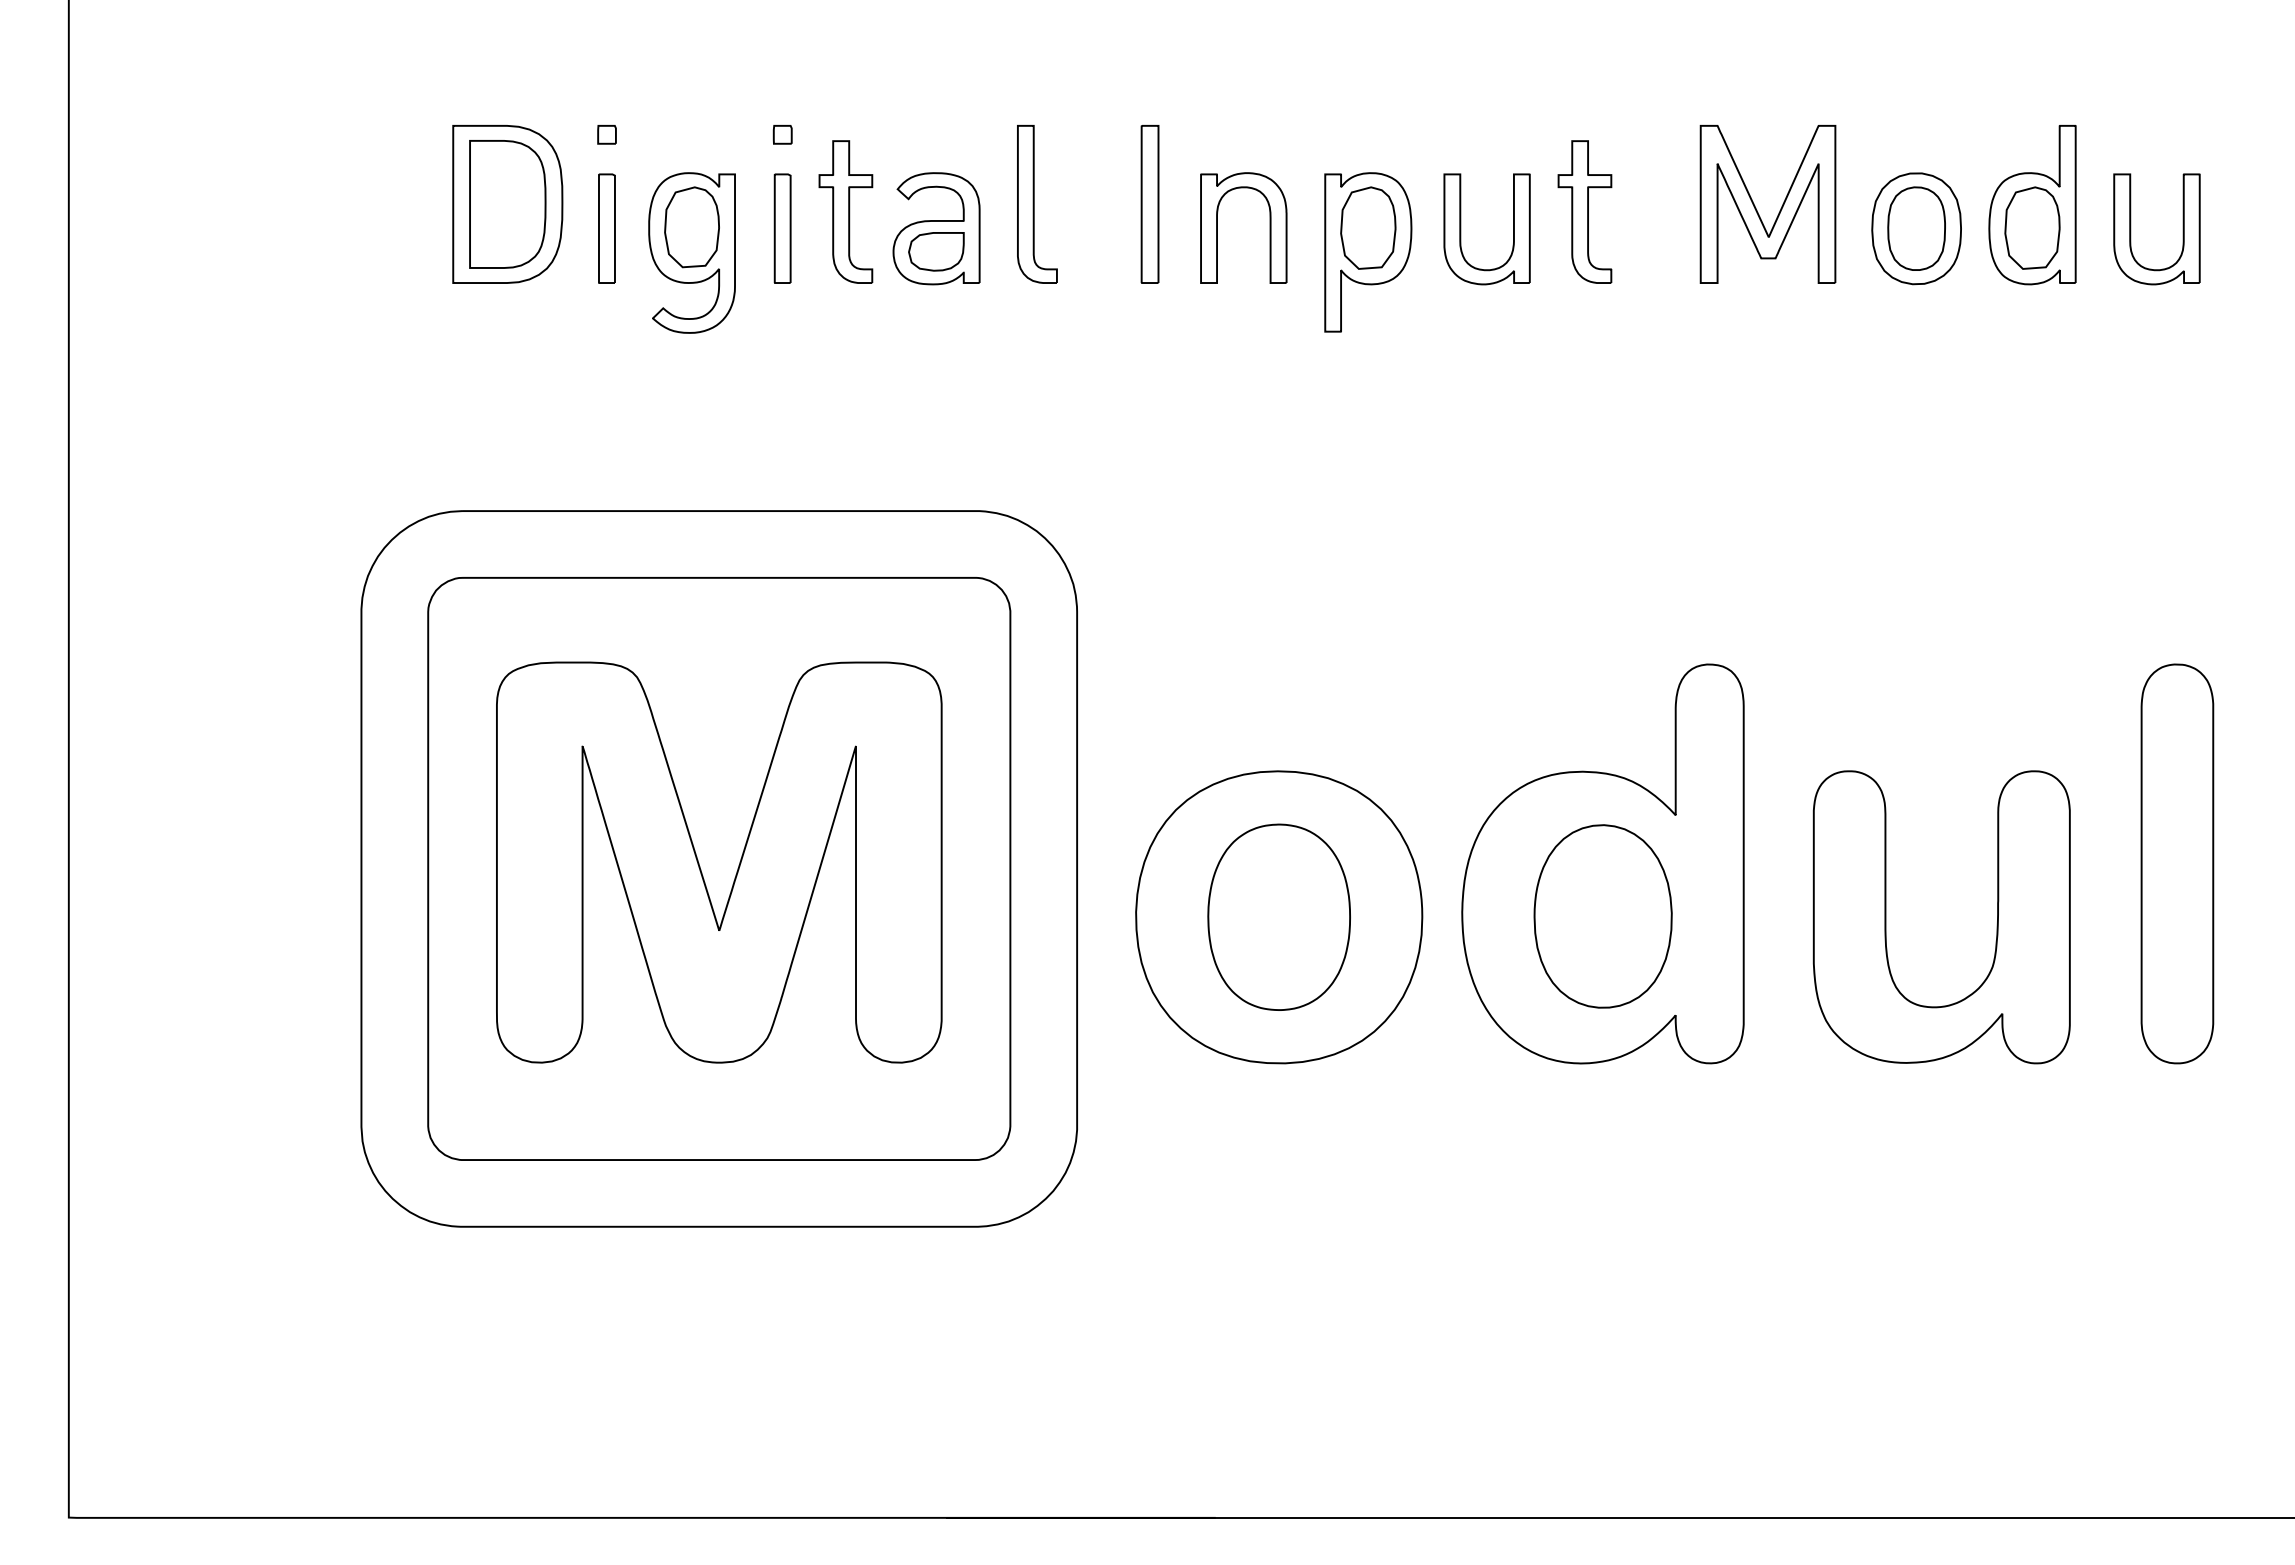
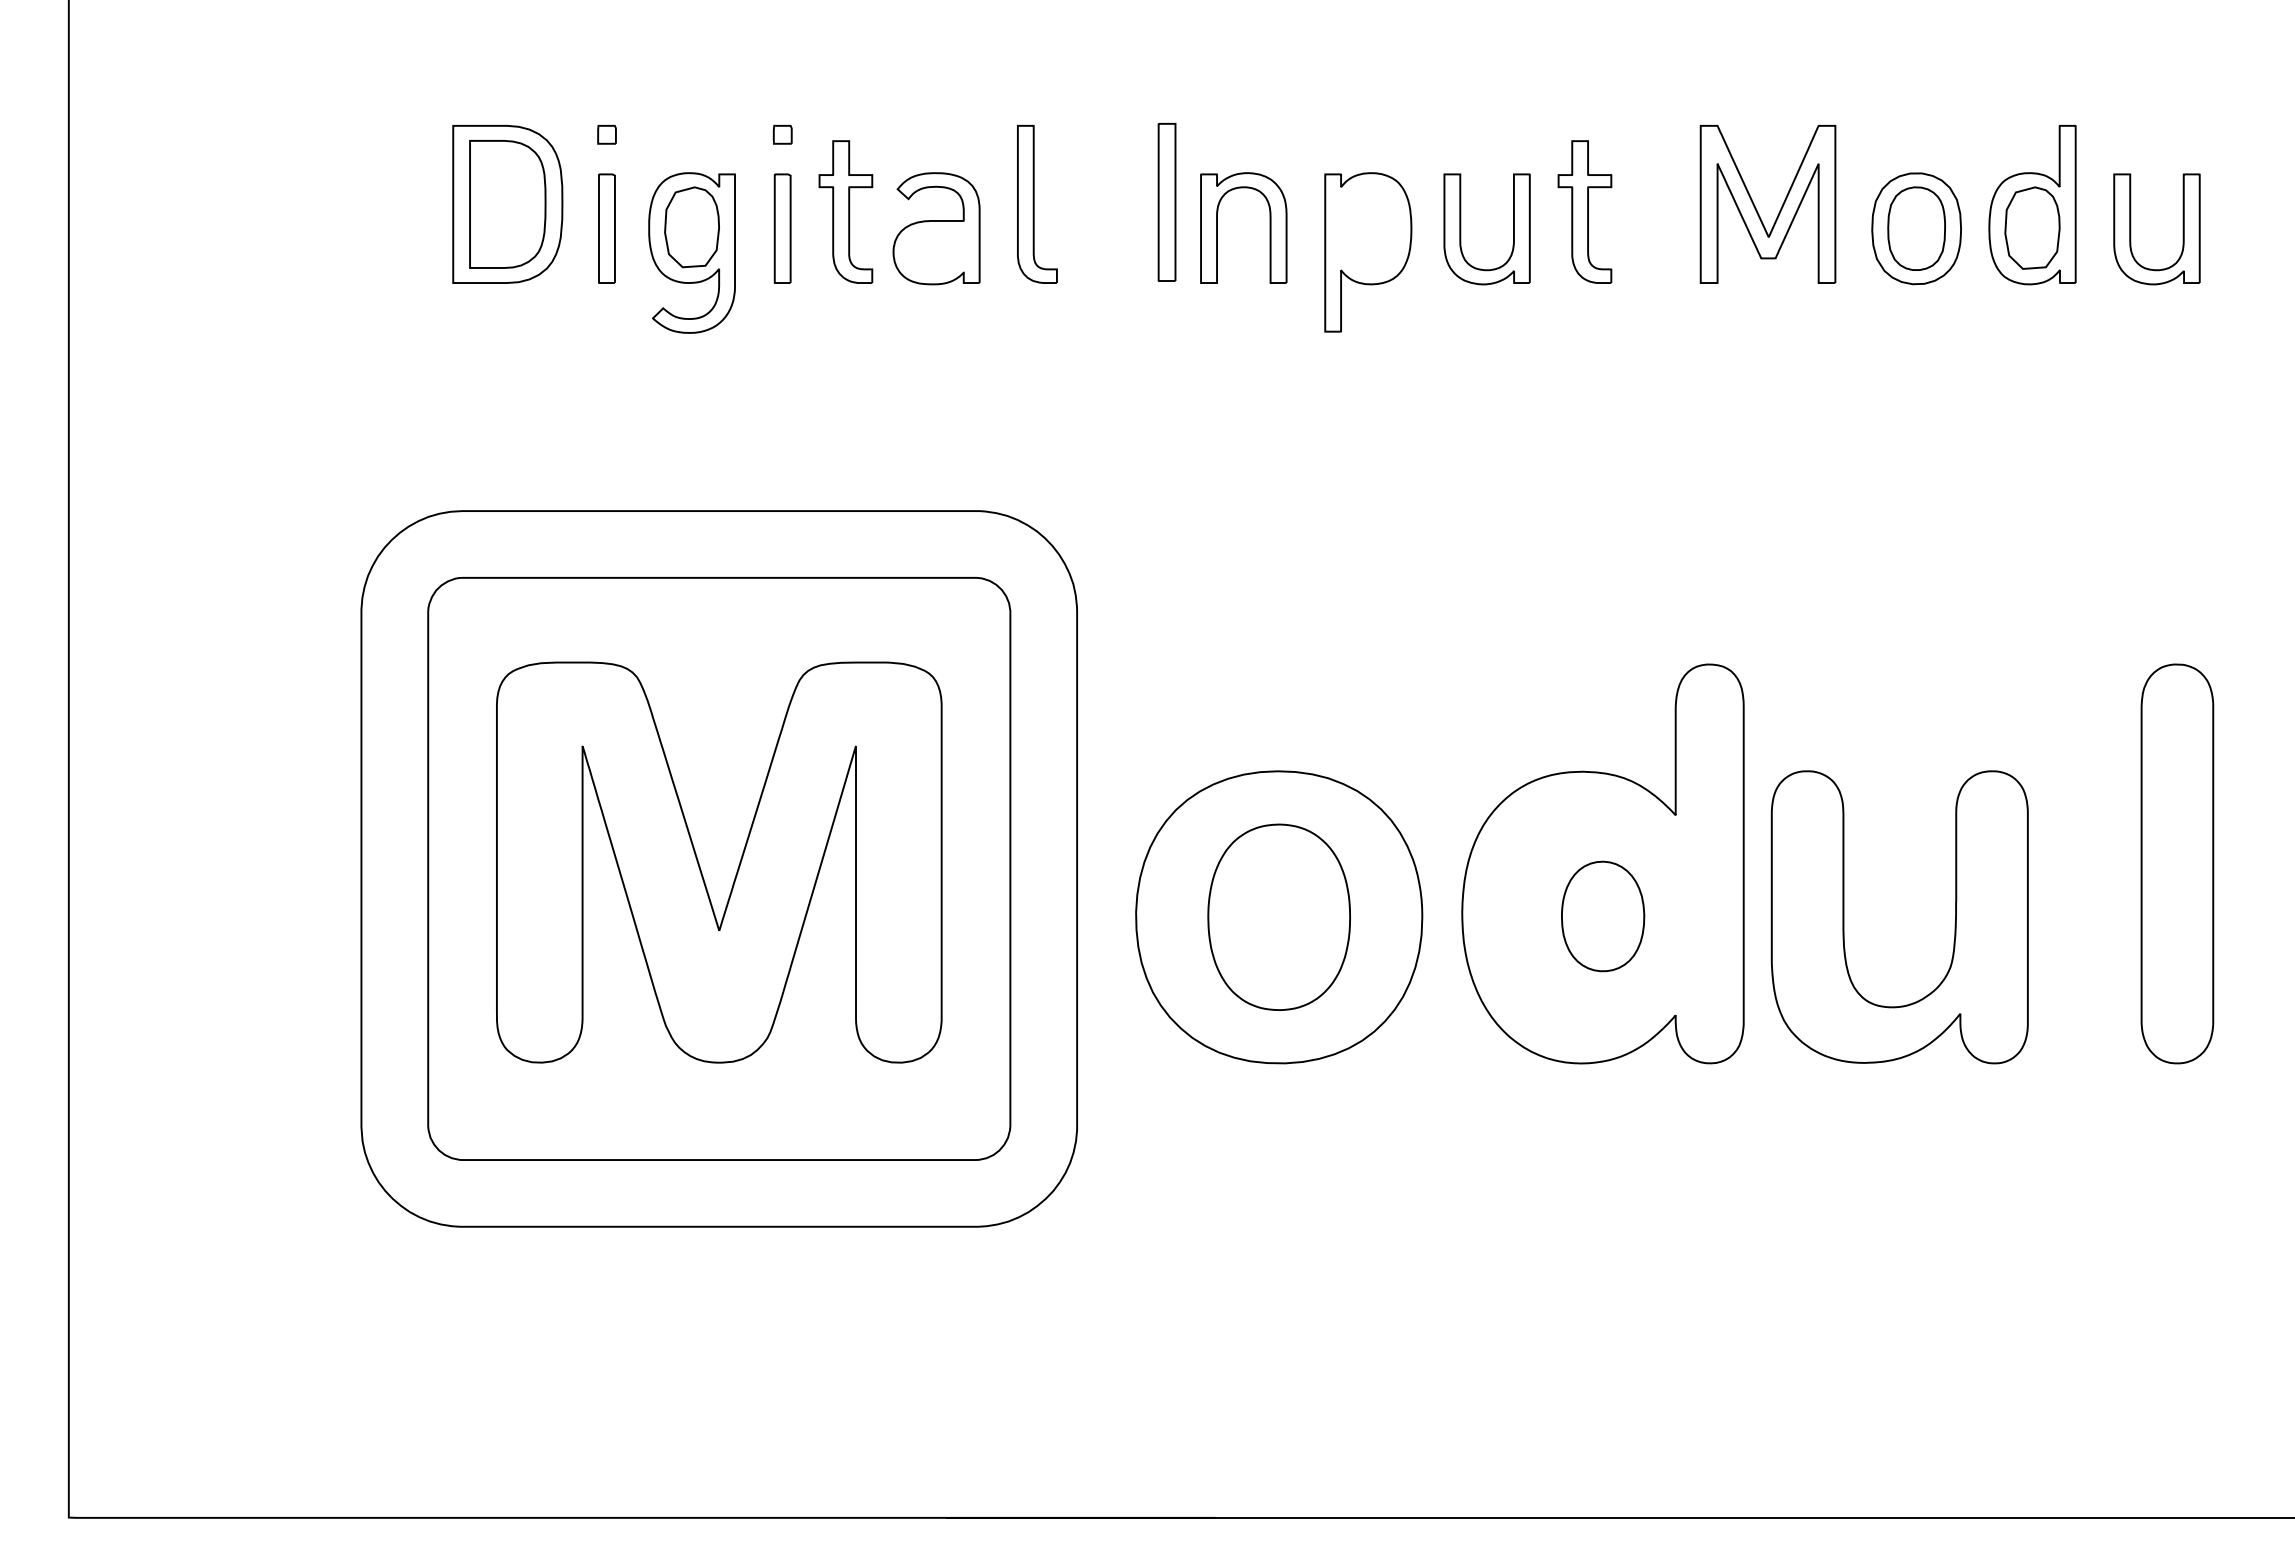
part position: (1149, 204) -> (1166, 202) (1166, 202)
part: present -> none (1368, 227)
part: present -> none (936, 251)
part size: 140x185 px -> 85x113 px (1603, 916)
part position: (1886, 917) -> (1844, 917) (1844, 917)
